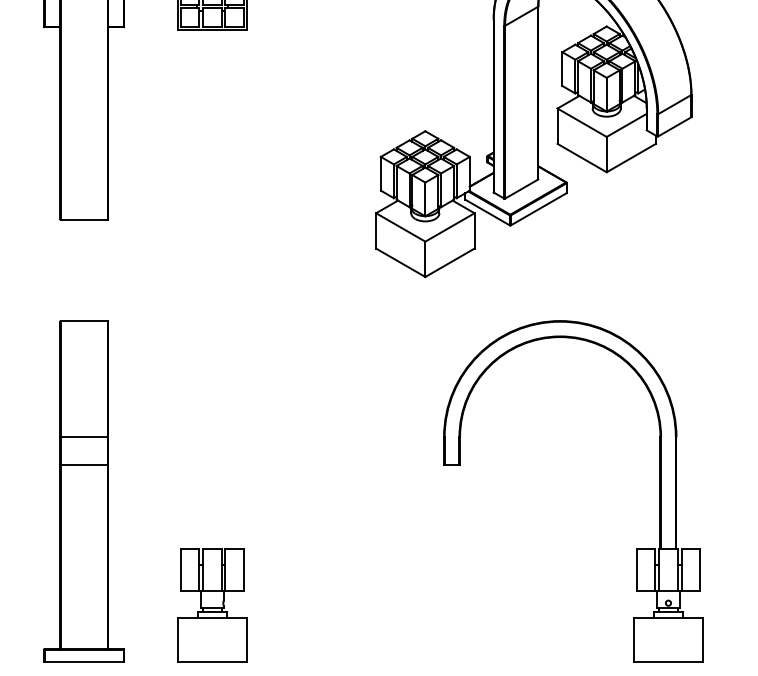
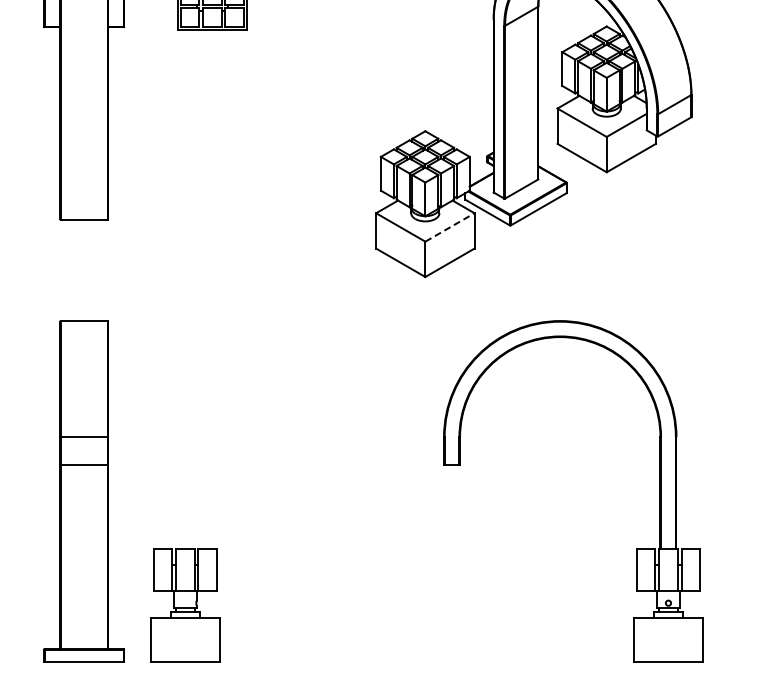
line: solid -> dashed (450, 227)
part position: (212, 605) -> (185, 605) (185, 605)
